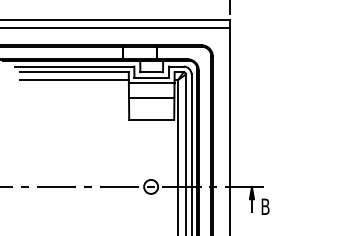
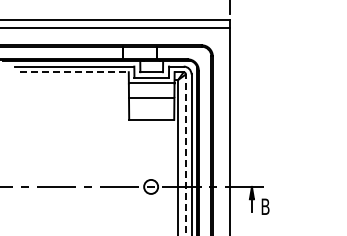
line: solid -> dashed (75, 72)
line: present -> none (74, 80)
line: solid -> dashed (185, 154)
